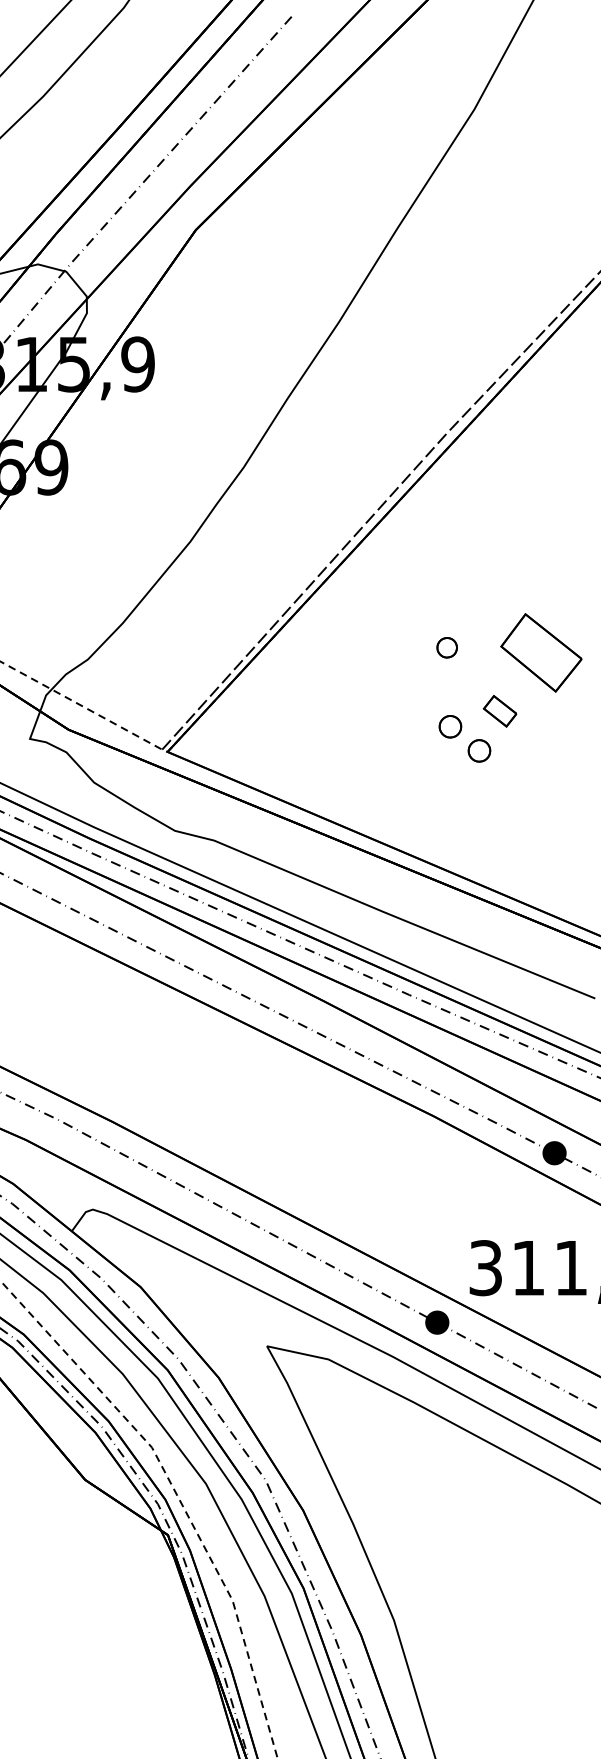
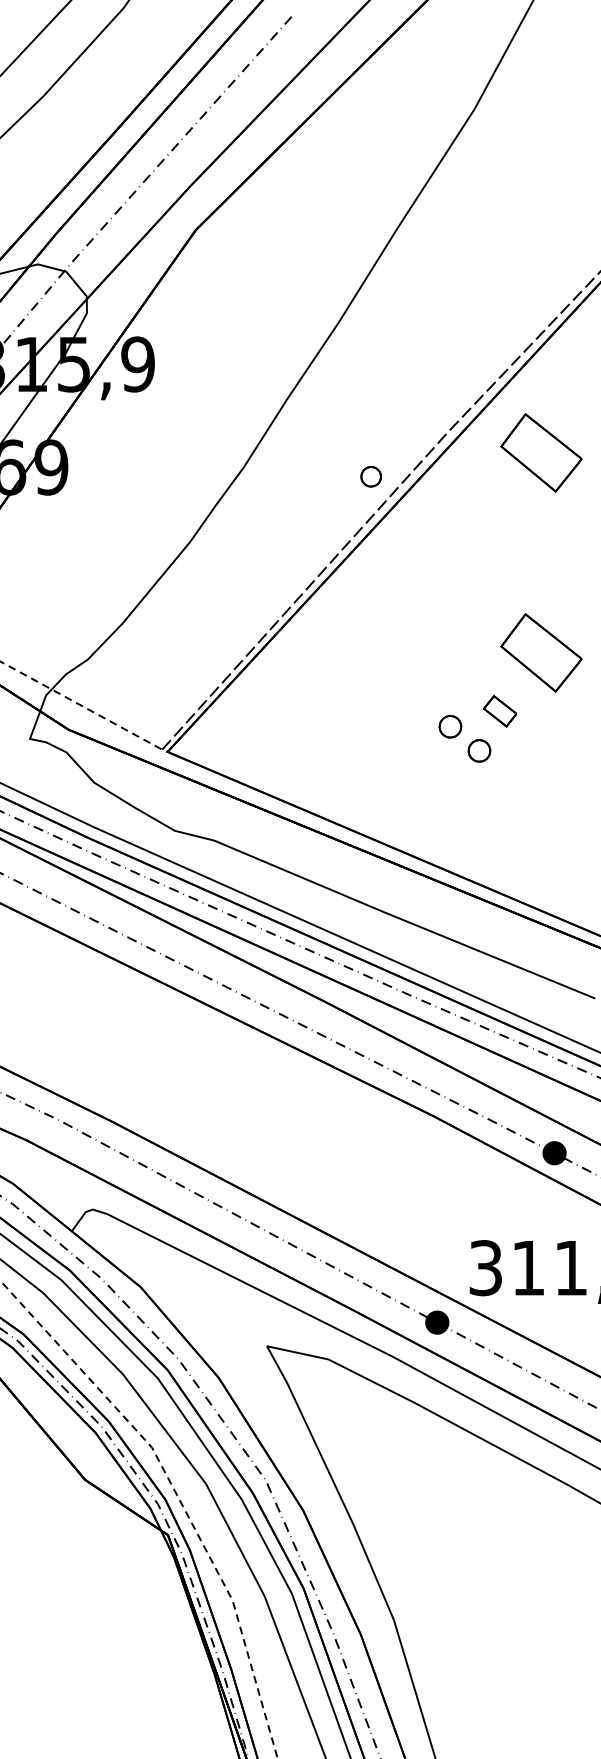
part: none -> present (541, 452)
part position: (446, 647) -> (370, 476) (370, 476)
